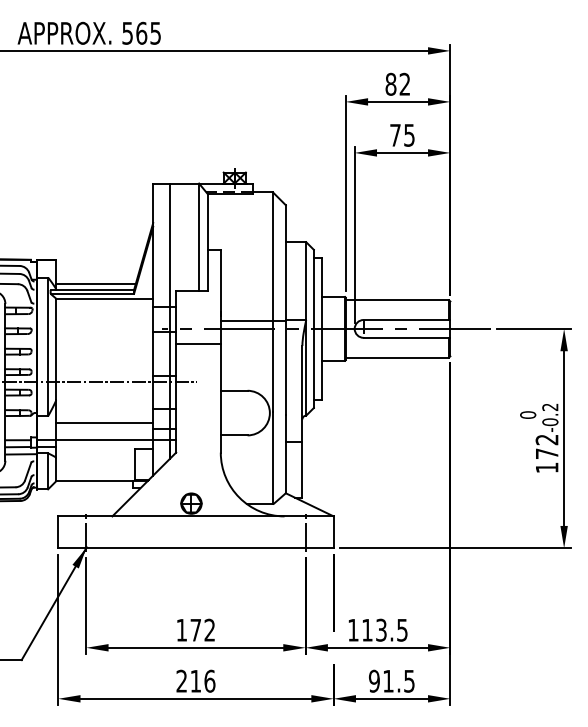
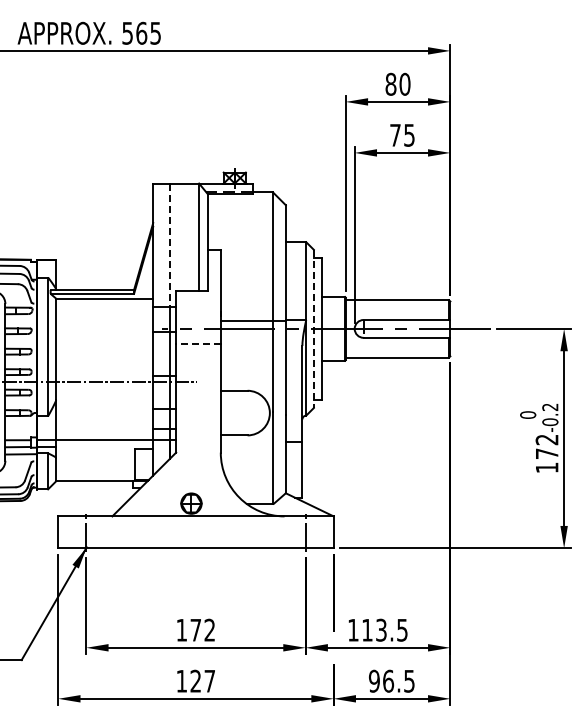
text: 82 -> 80 (404, 83)
line: solid -> dashed (169, 245)
line: present -> none (95, 284)
line: solid -> dashed (313, 329)
line: solid -> dashed (197, 344)
line: present -> none (104, 422)
text: 216 -> 127 (195, 680)
text: 91.5 -> 96.5 (388, 680)
